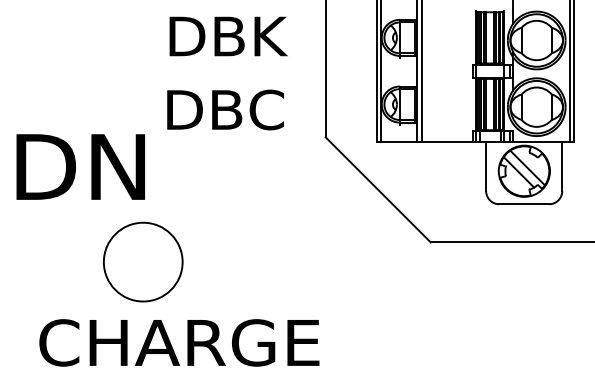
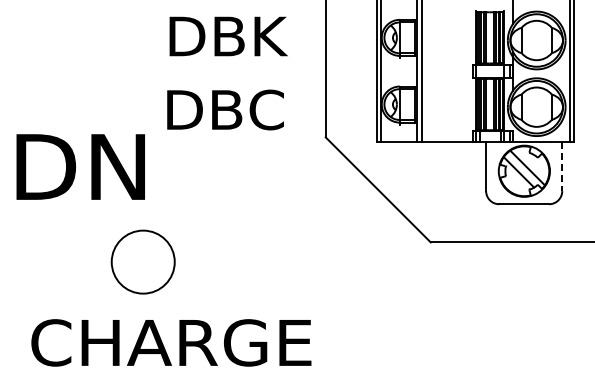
line: solid -> dashed (562, 166)
circle diameter: 79 px -> 63 px (142, 261)
text position: (179, 342) -> (171, 342) (171, 342)
